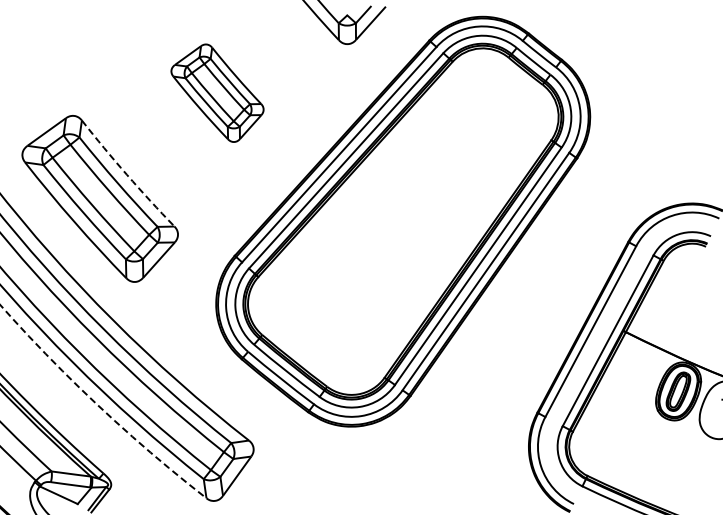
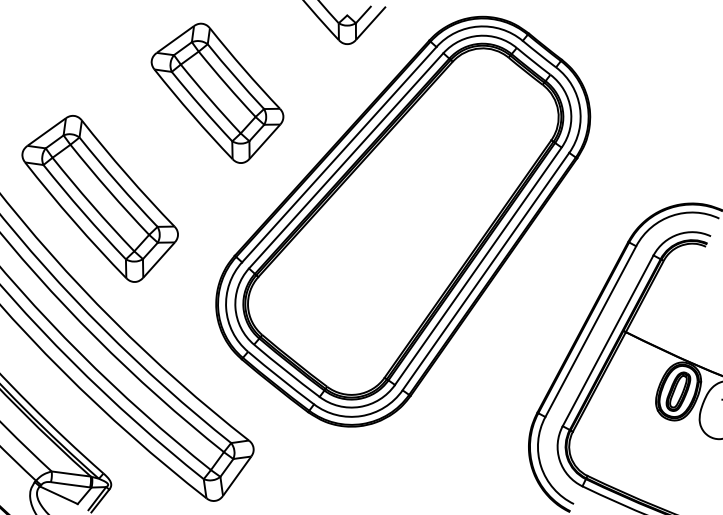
part size: 95x100 px -> 135x142 px (217, 92)
arc: dashed -> solid (126, 174)
arc: dashed -> solid (99, 406)
